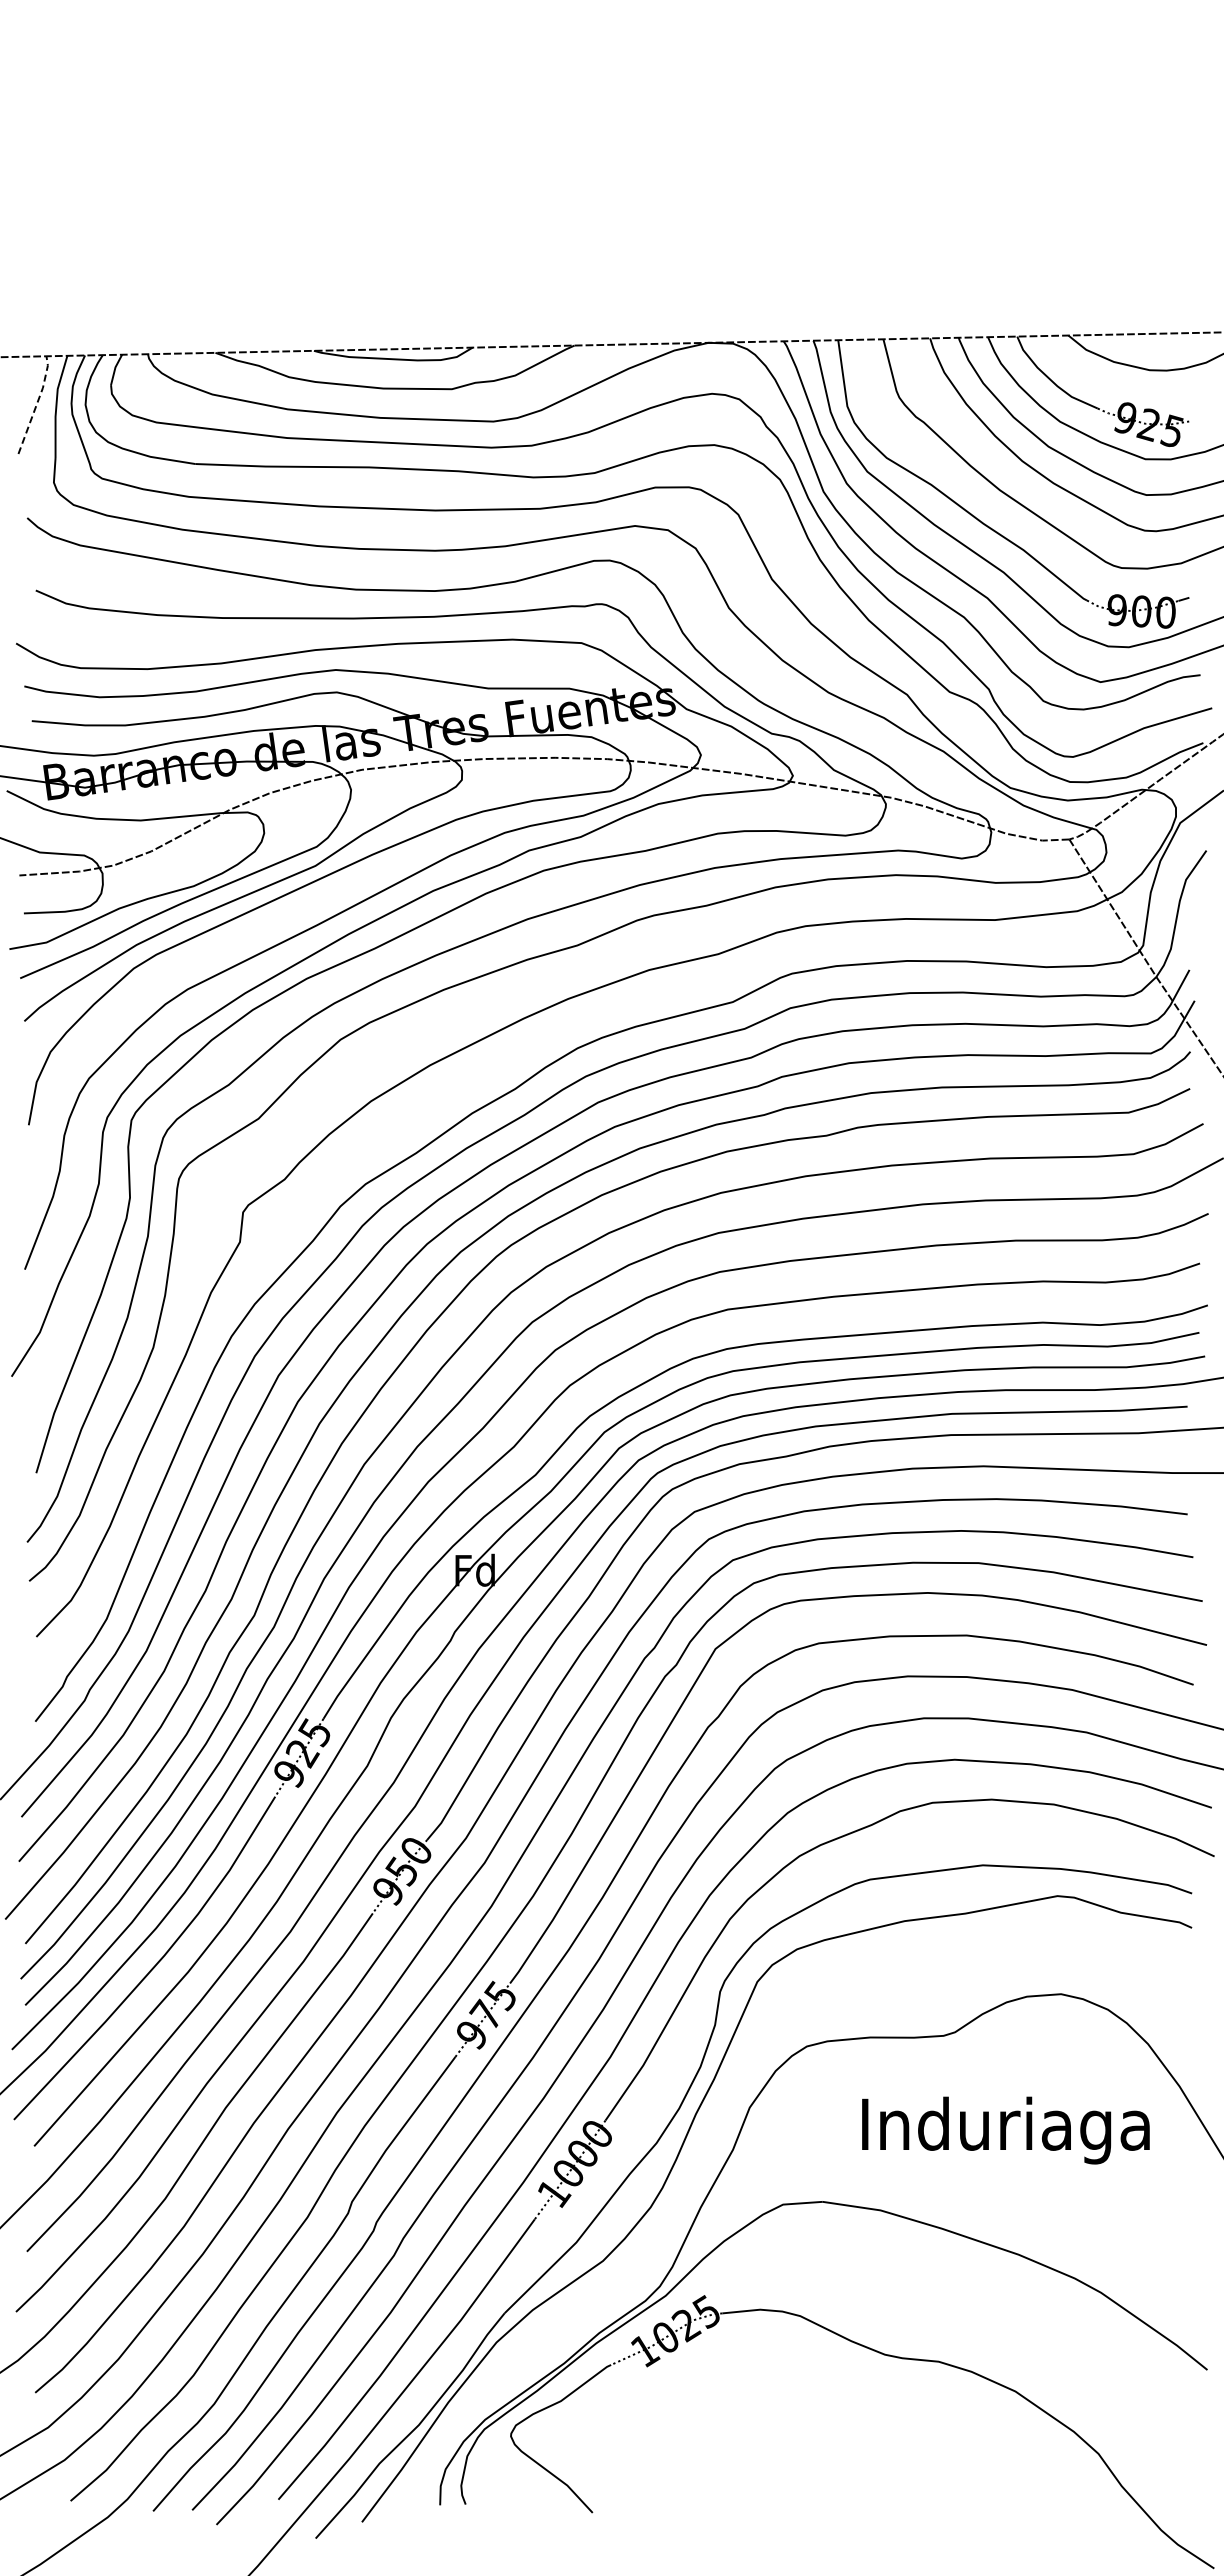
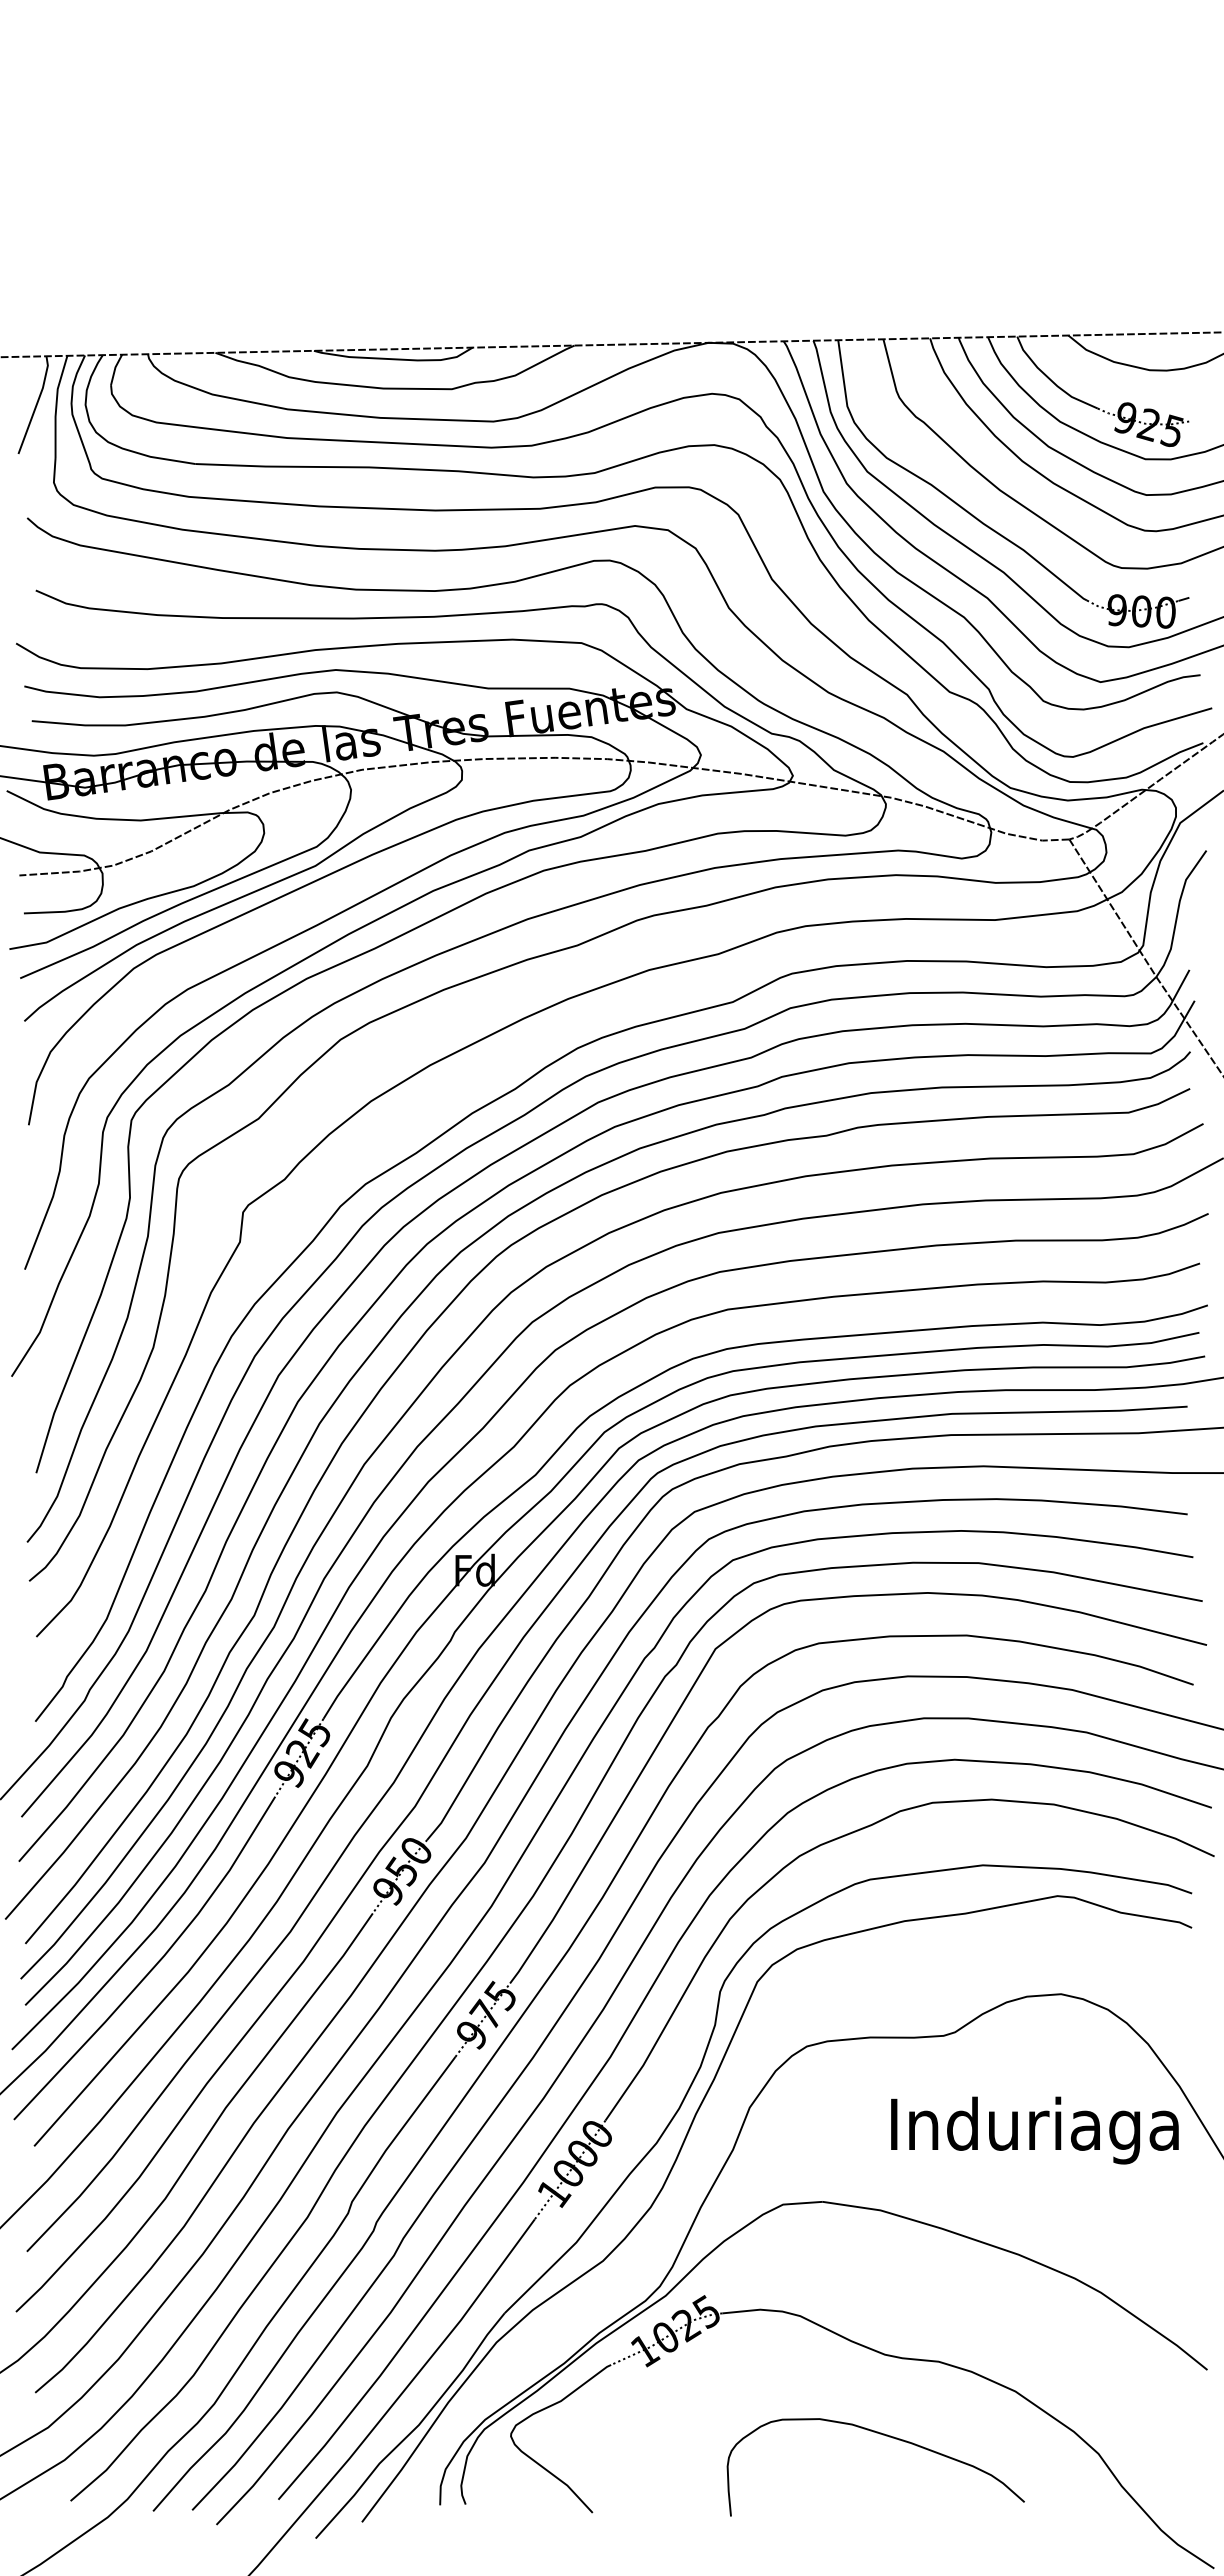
line: dashed -> solid (36, 404)
text position: (1005, 2130) -> (1034, 2130) (1034, 2130)
curve: none -> present (886, 2436)
